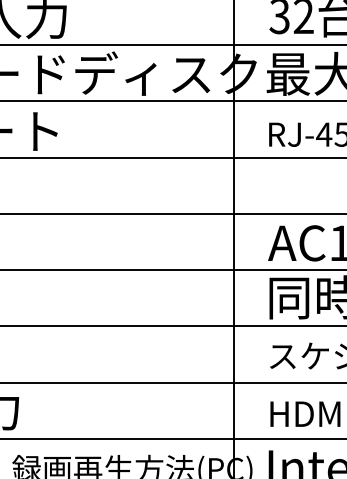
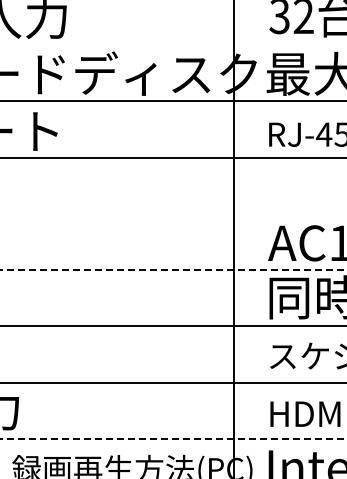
line: present -> none (172, 45)
line: present -> none (172, 213)
line: solid -> dashed (173, 270)
line: solid -> dashed (173, 438)
